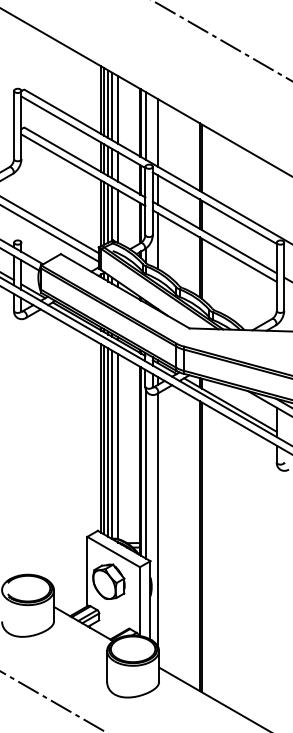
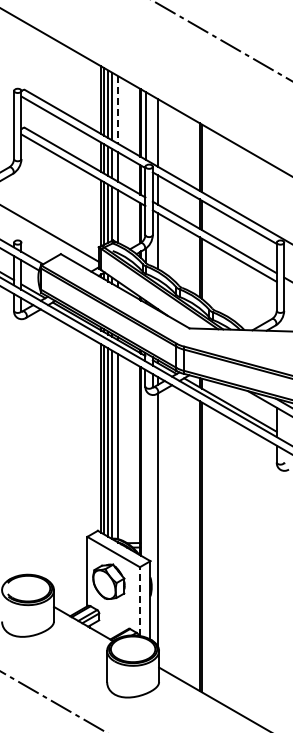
line: solid -> dashed (118, 110)
line: present -> none (50, 225)
line: present -> none (145, 473)
line: solid -> dashed (139, 601)
